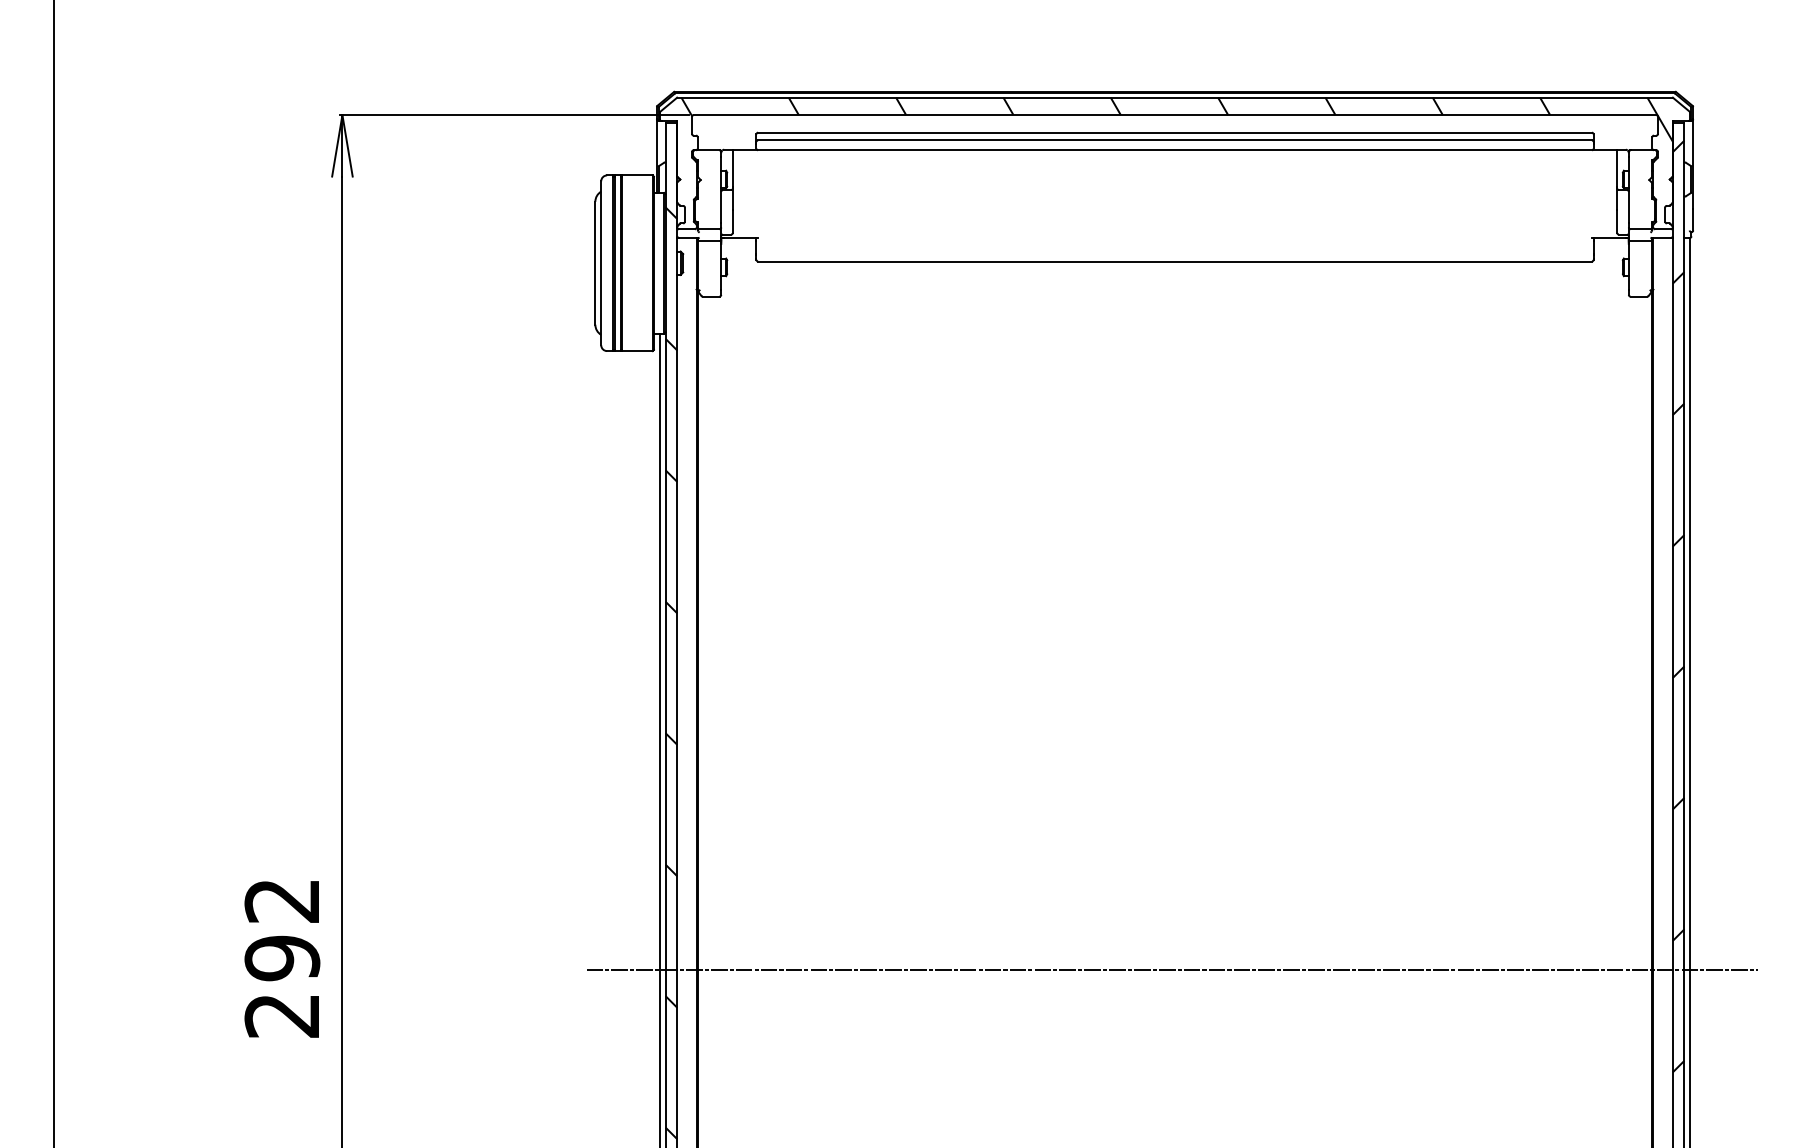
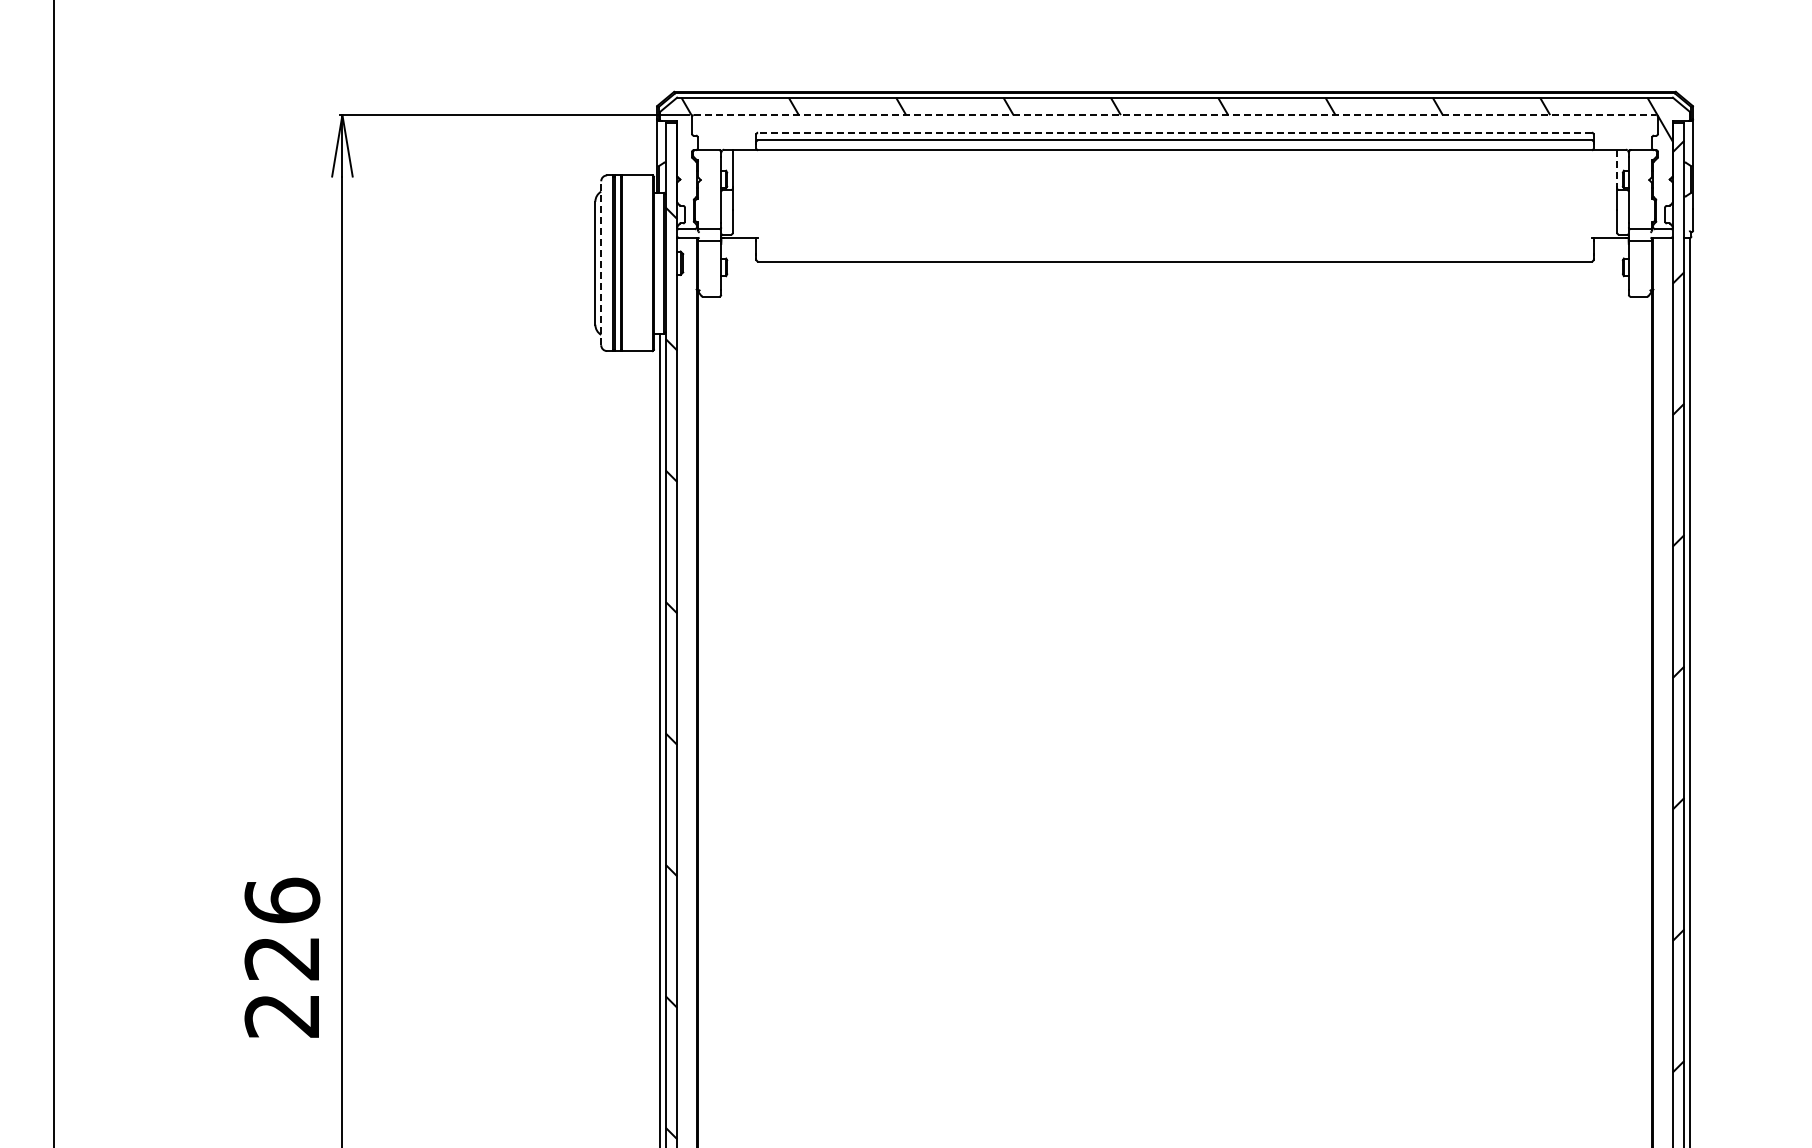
line: solid -> dashed (1175, 115)
line: solid -> dashed (1175, 132)
line: solid -> dashed (1617, 168)
line: solid -> dashed (601, 263)
text: 292 -> 226 (282, 929)
line: present -> none (1171, 970)
